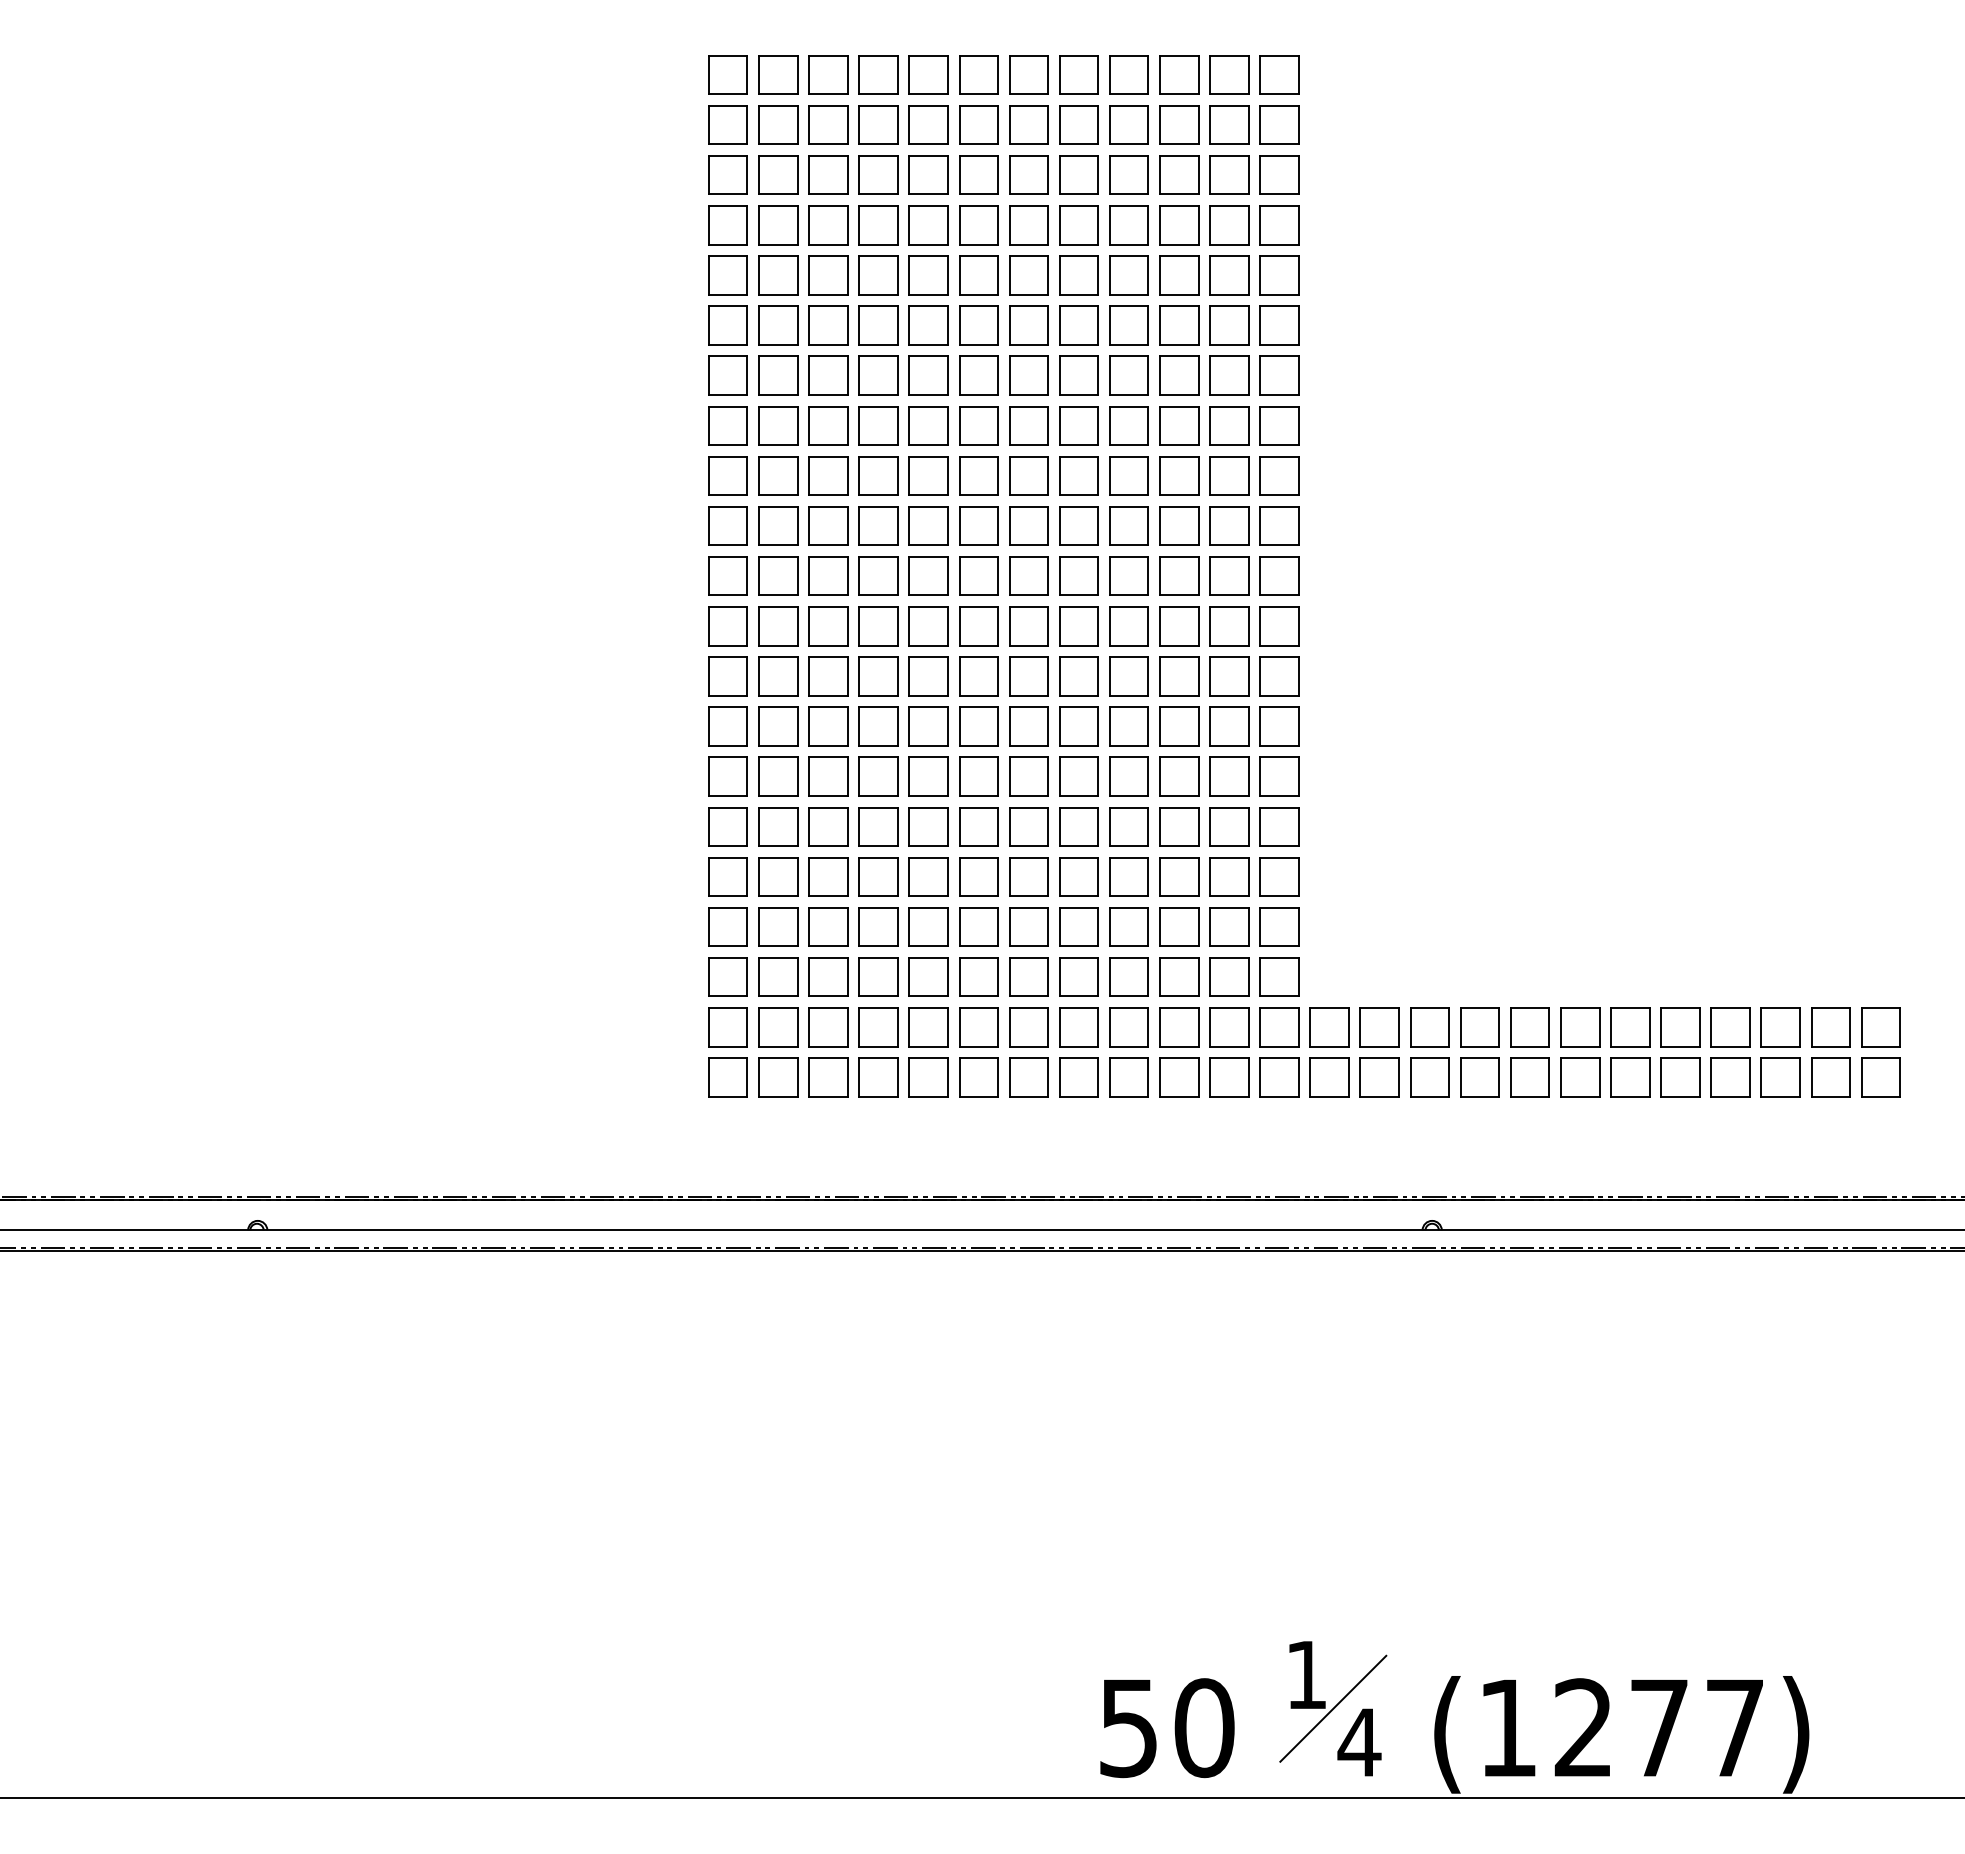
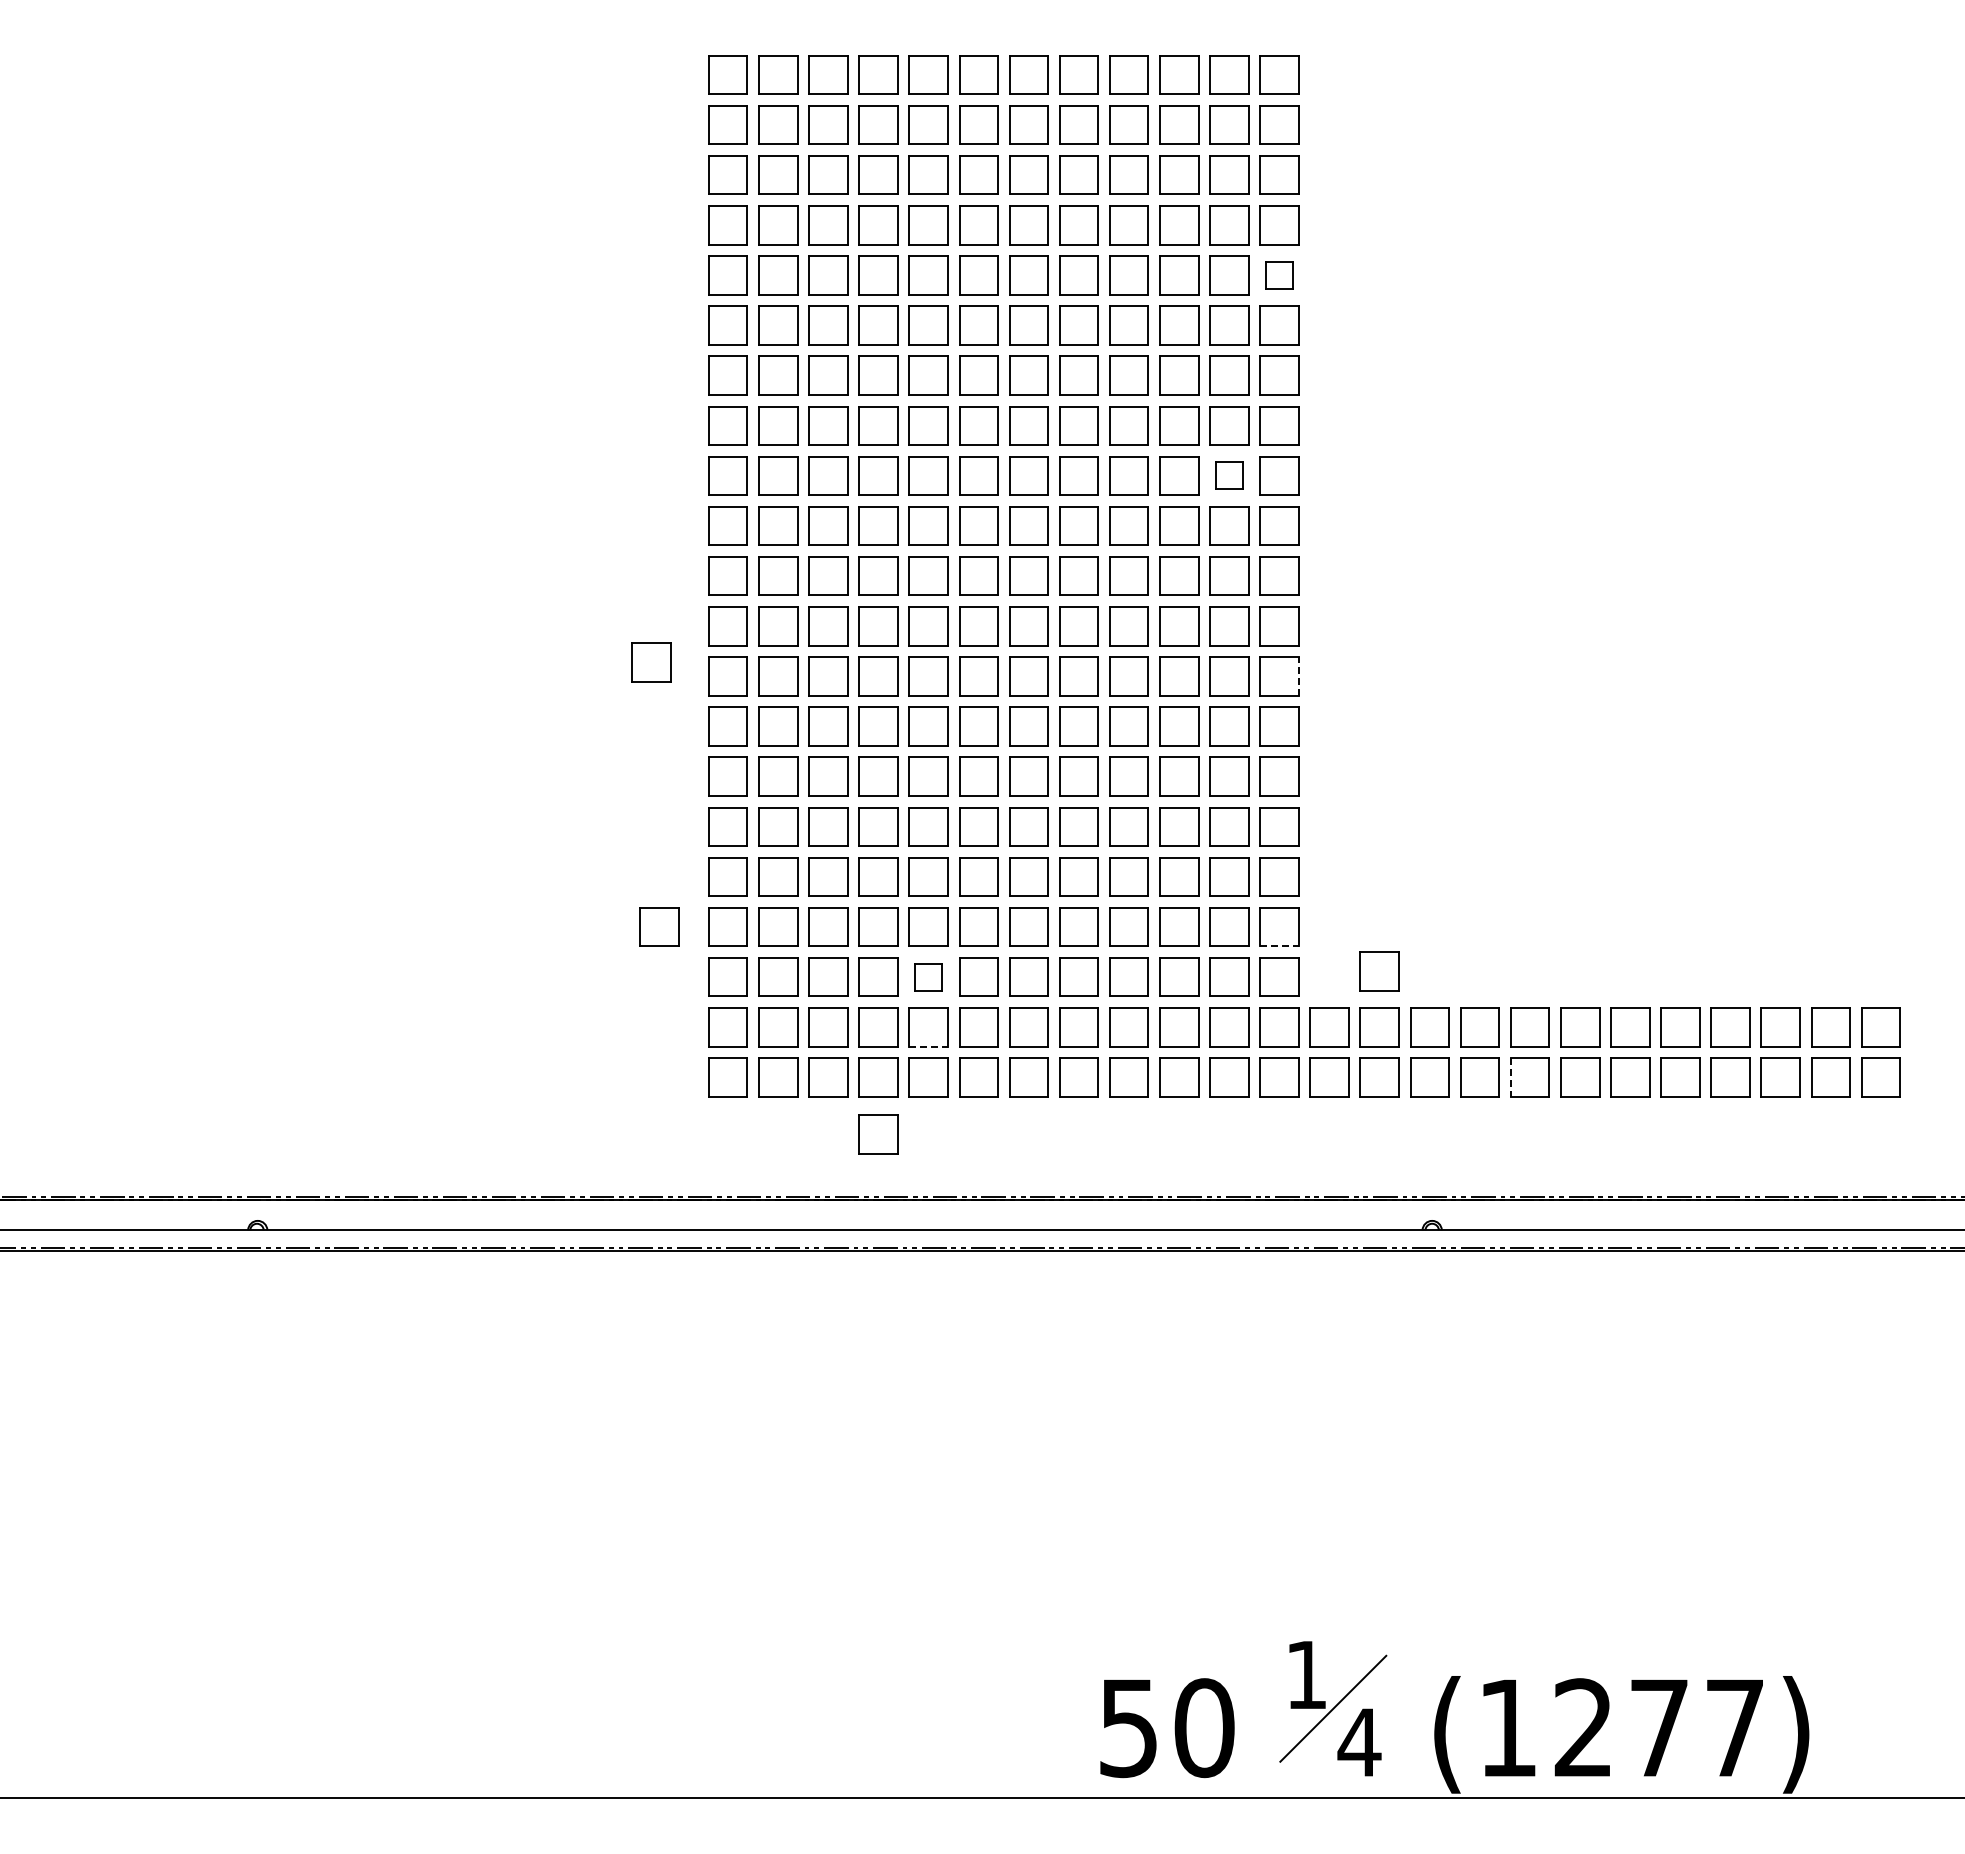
part size: 41x41 px -> 29x29 px (1279, 275)
part size: 41x40 px -> 29x29 px (1229, 475)
part: none -> present (651, 662)
line: solid -> dashed (1298, 675)
part: none -> present (659, 926)
line: solid -> dashed (1280, 946)
part: none -> present (1379, 971)
part size: 41x40 px -> 29x29 px (928, 977)
line: solid -> dashed (929, 1046)
line: solid -> dashed (1510, 1077)
part: none -> present (878, 1134)
